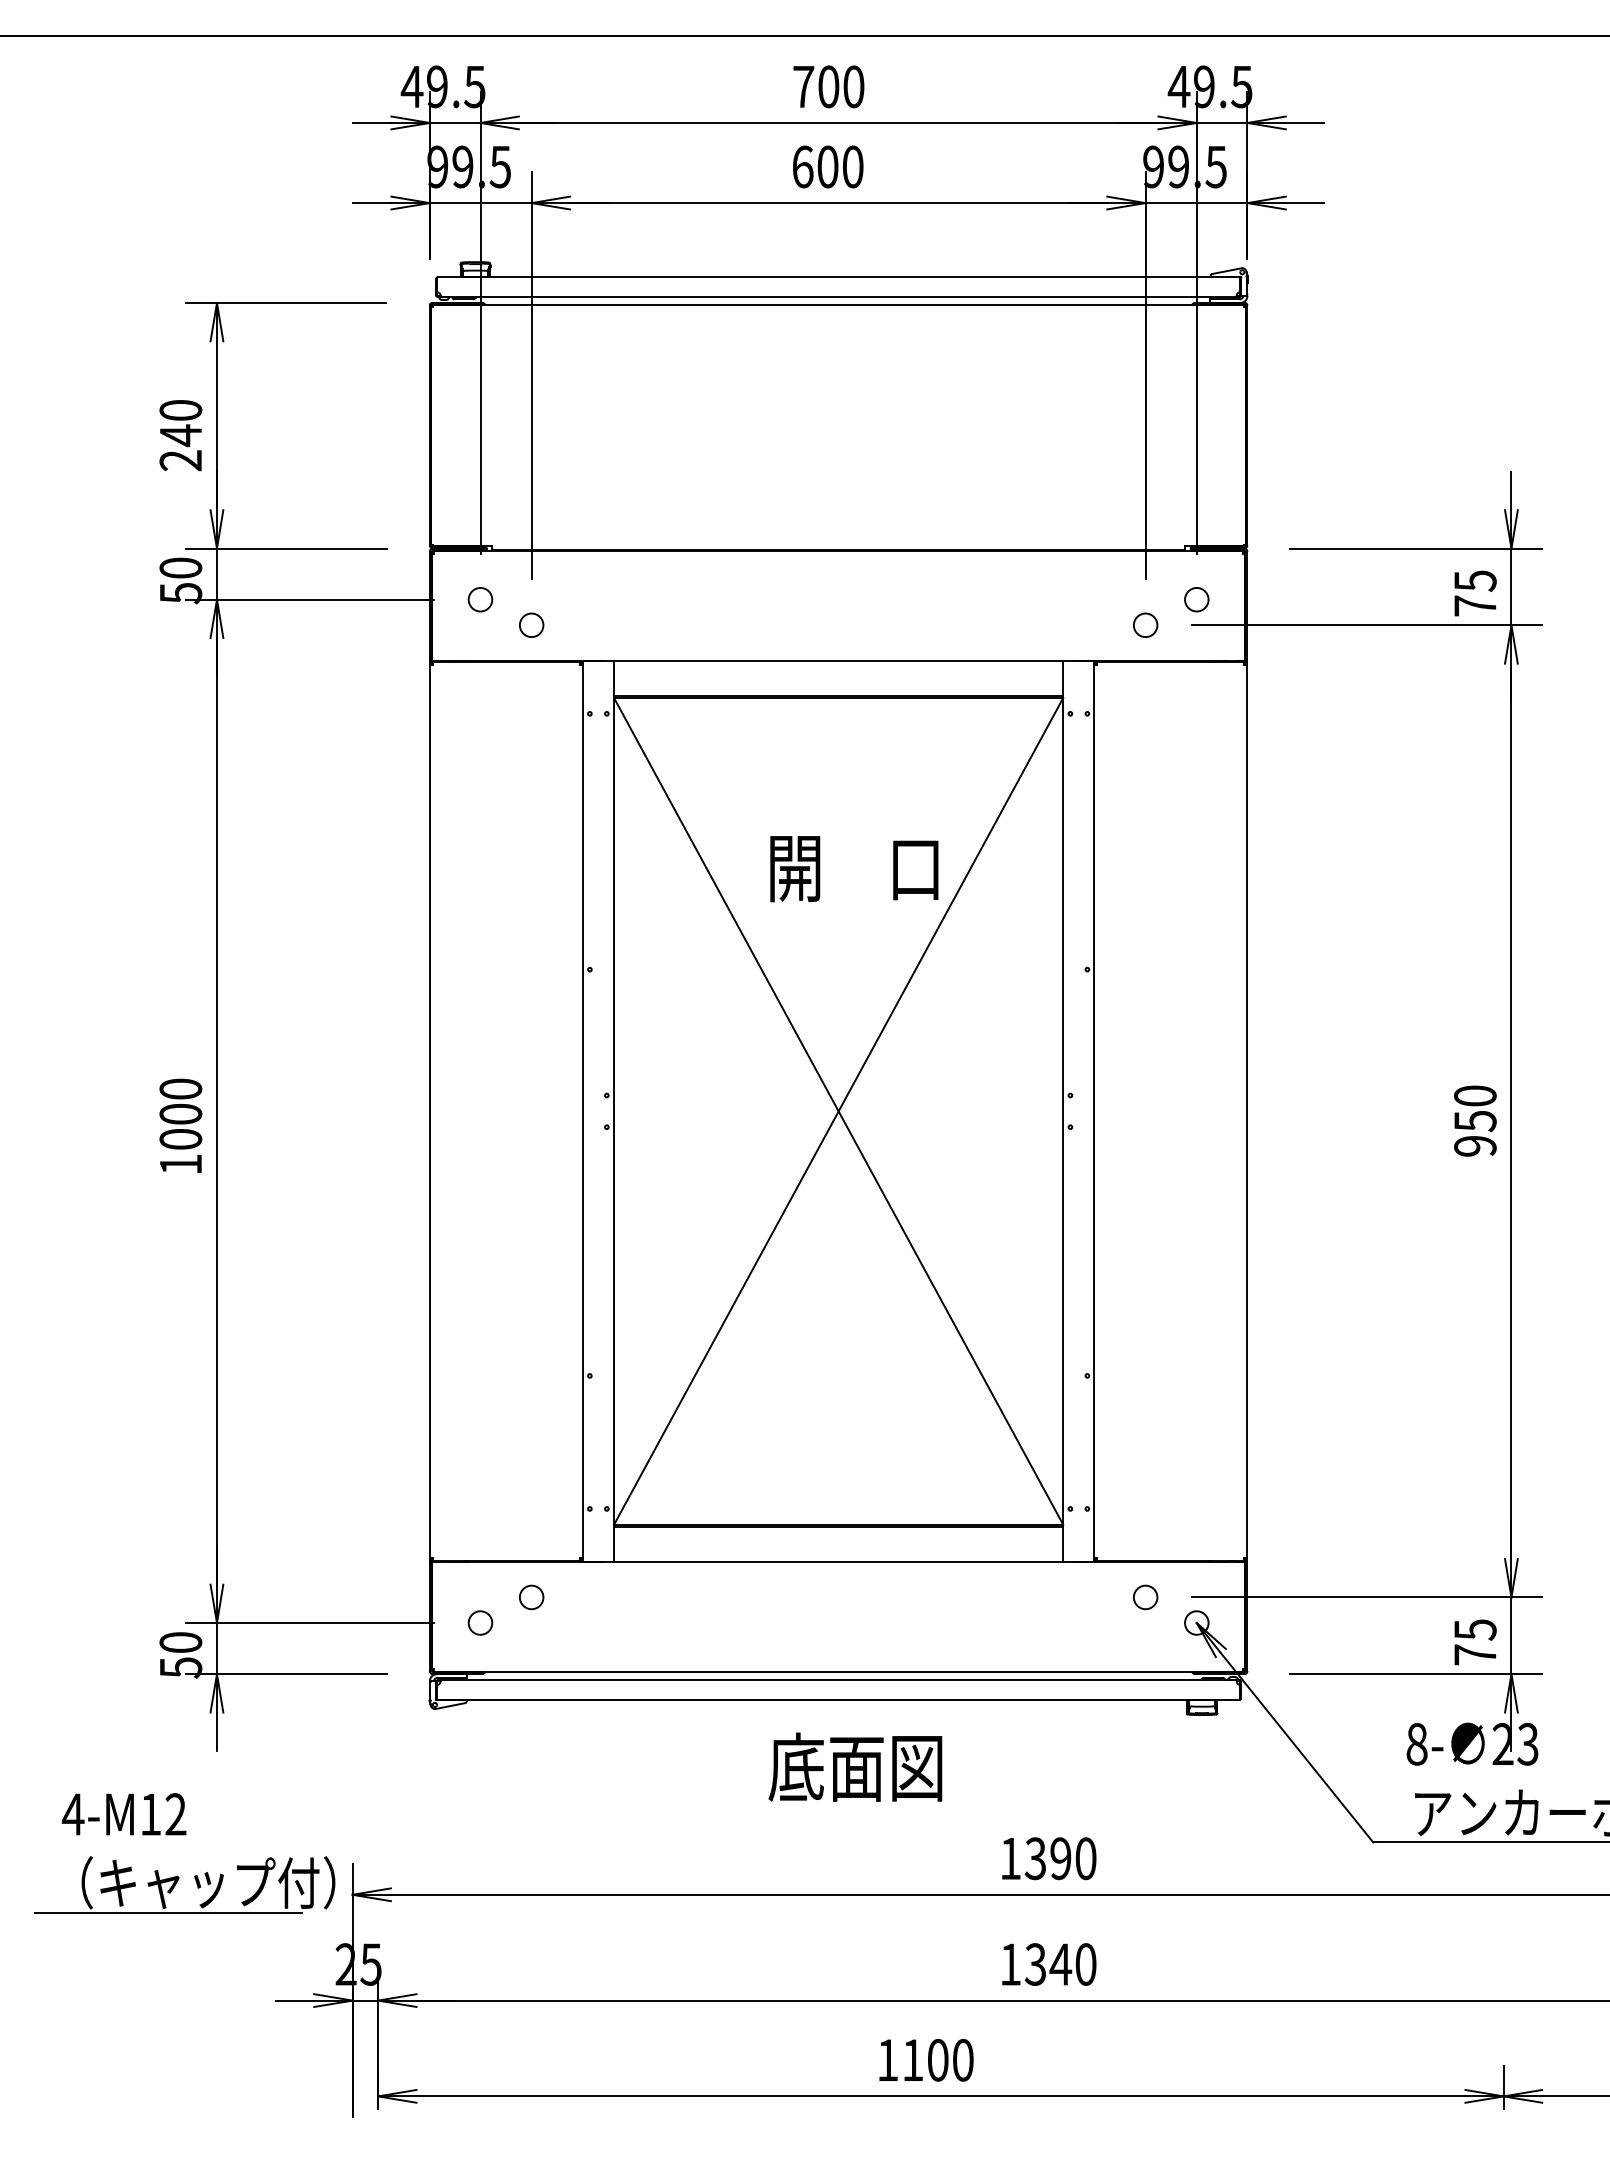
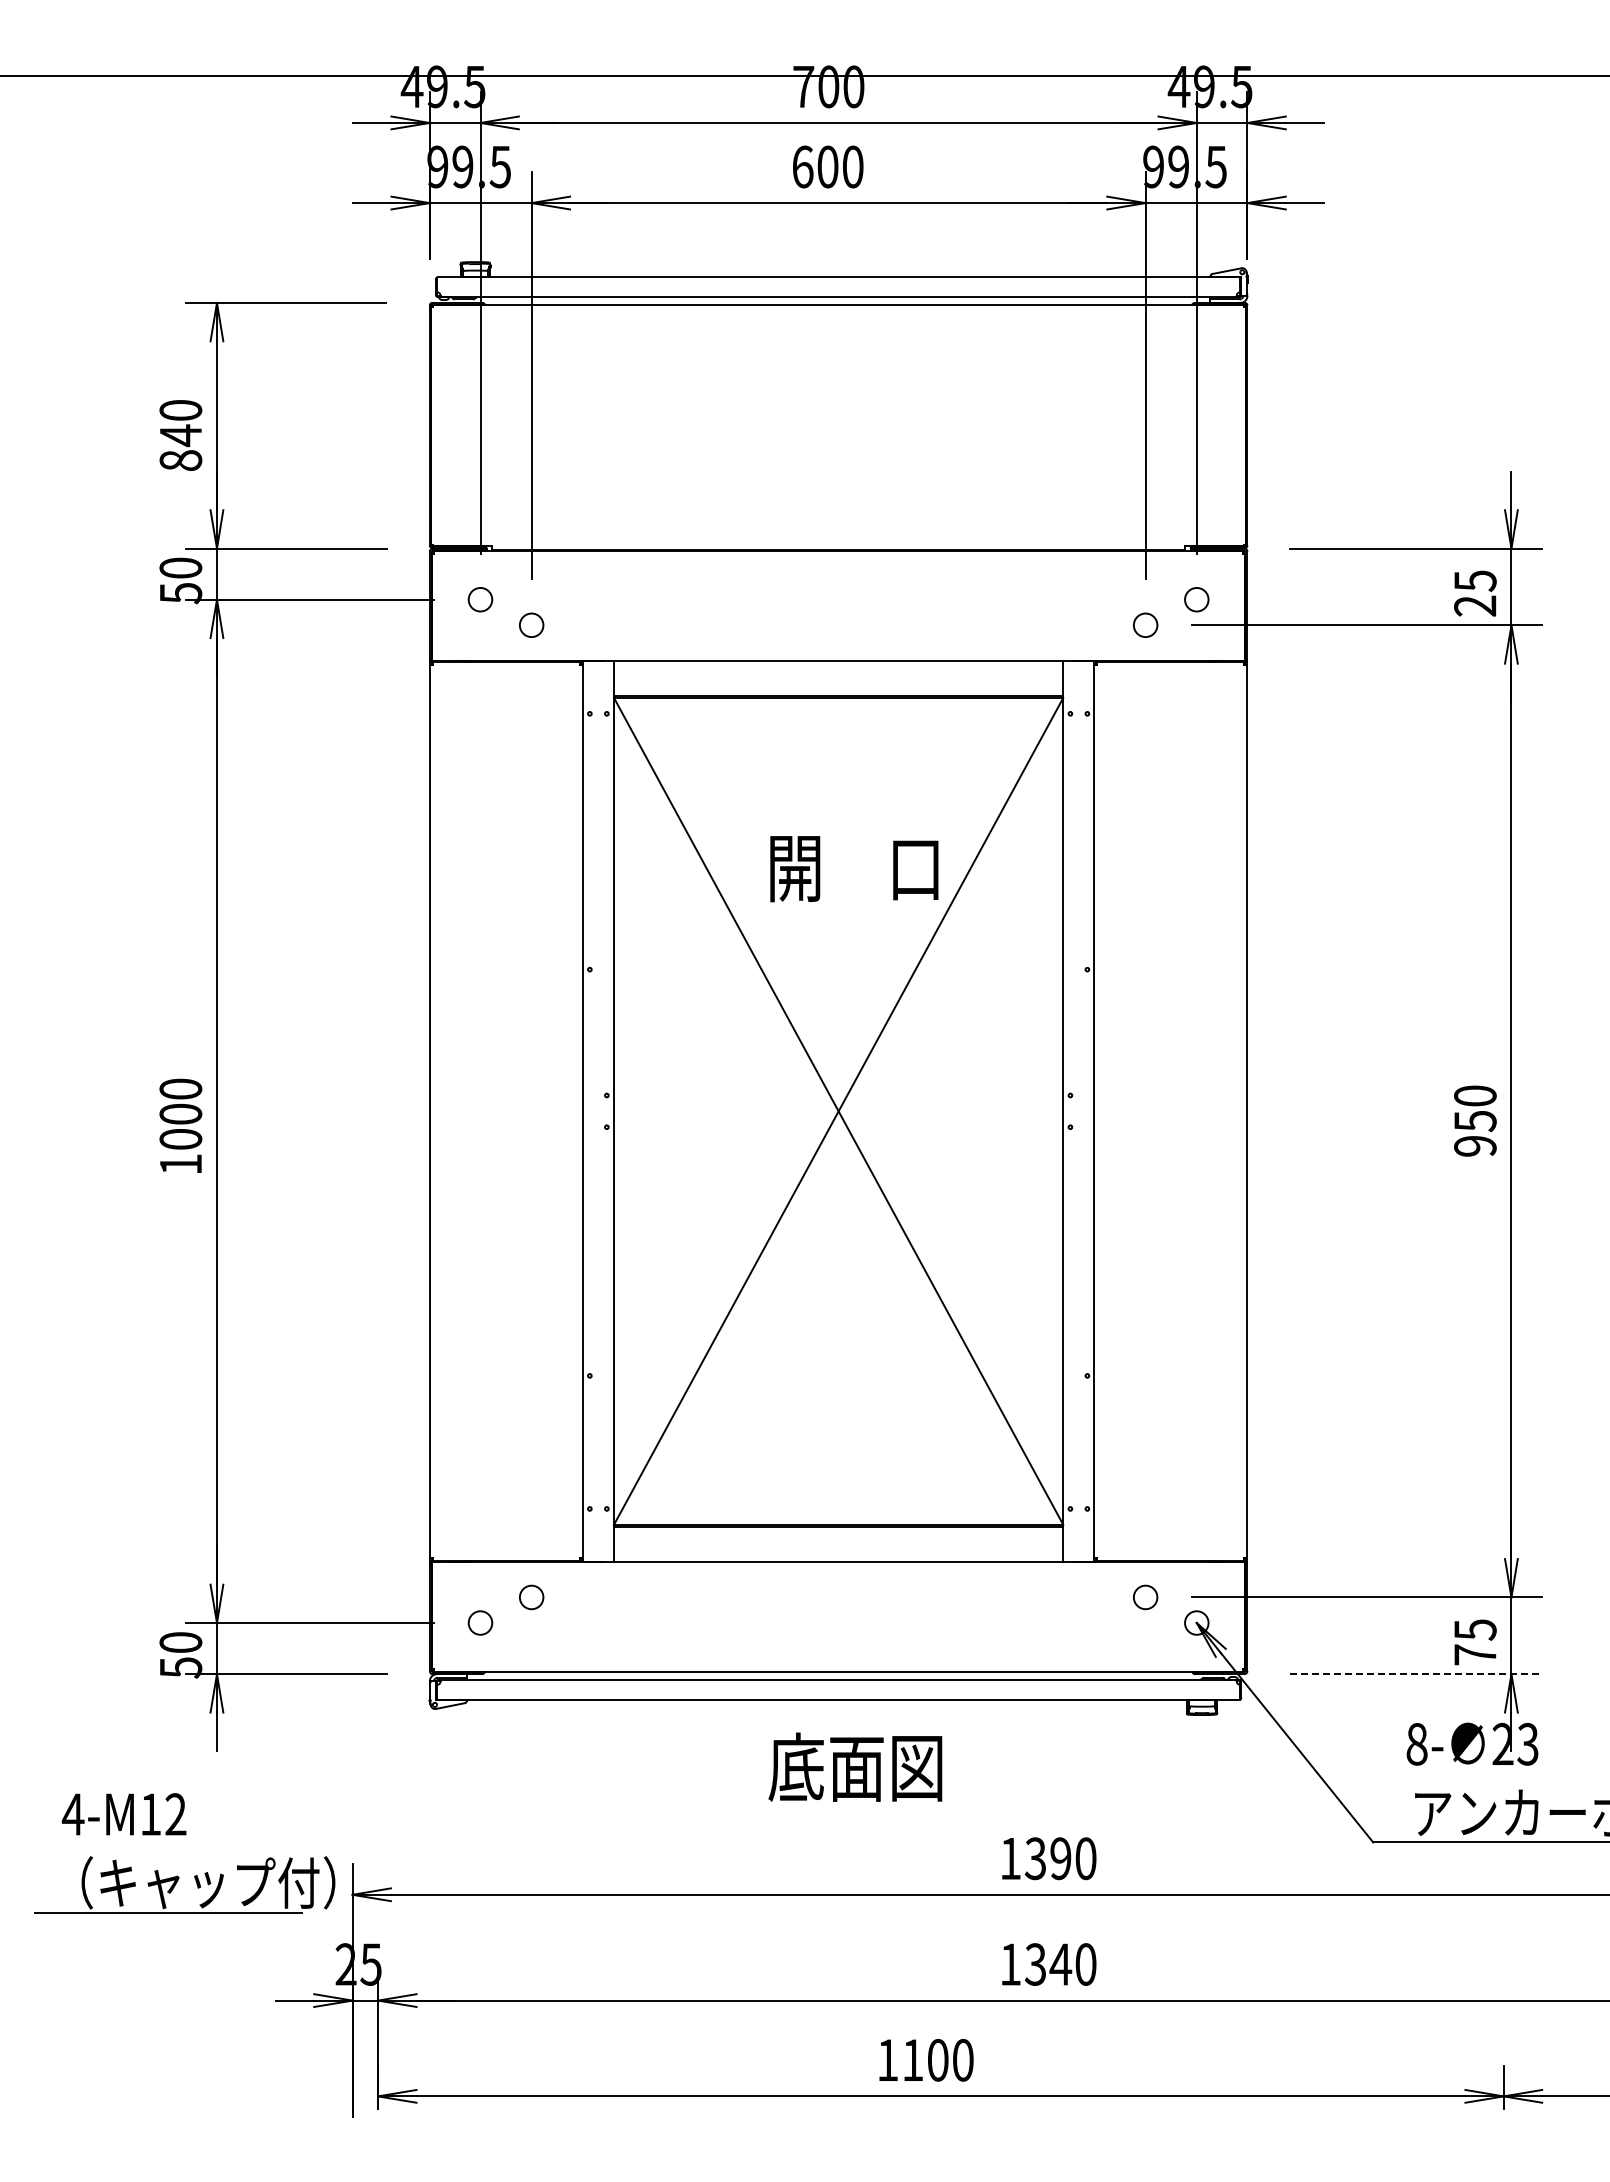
line position: (804, 35) -> (804, 75) (804, 75)
text: 240 -> 840 (180, 460)
text: 75 -> 25 (1475, 605)
line: solid -> dashed (1416, 1674)
